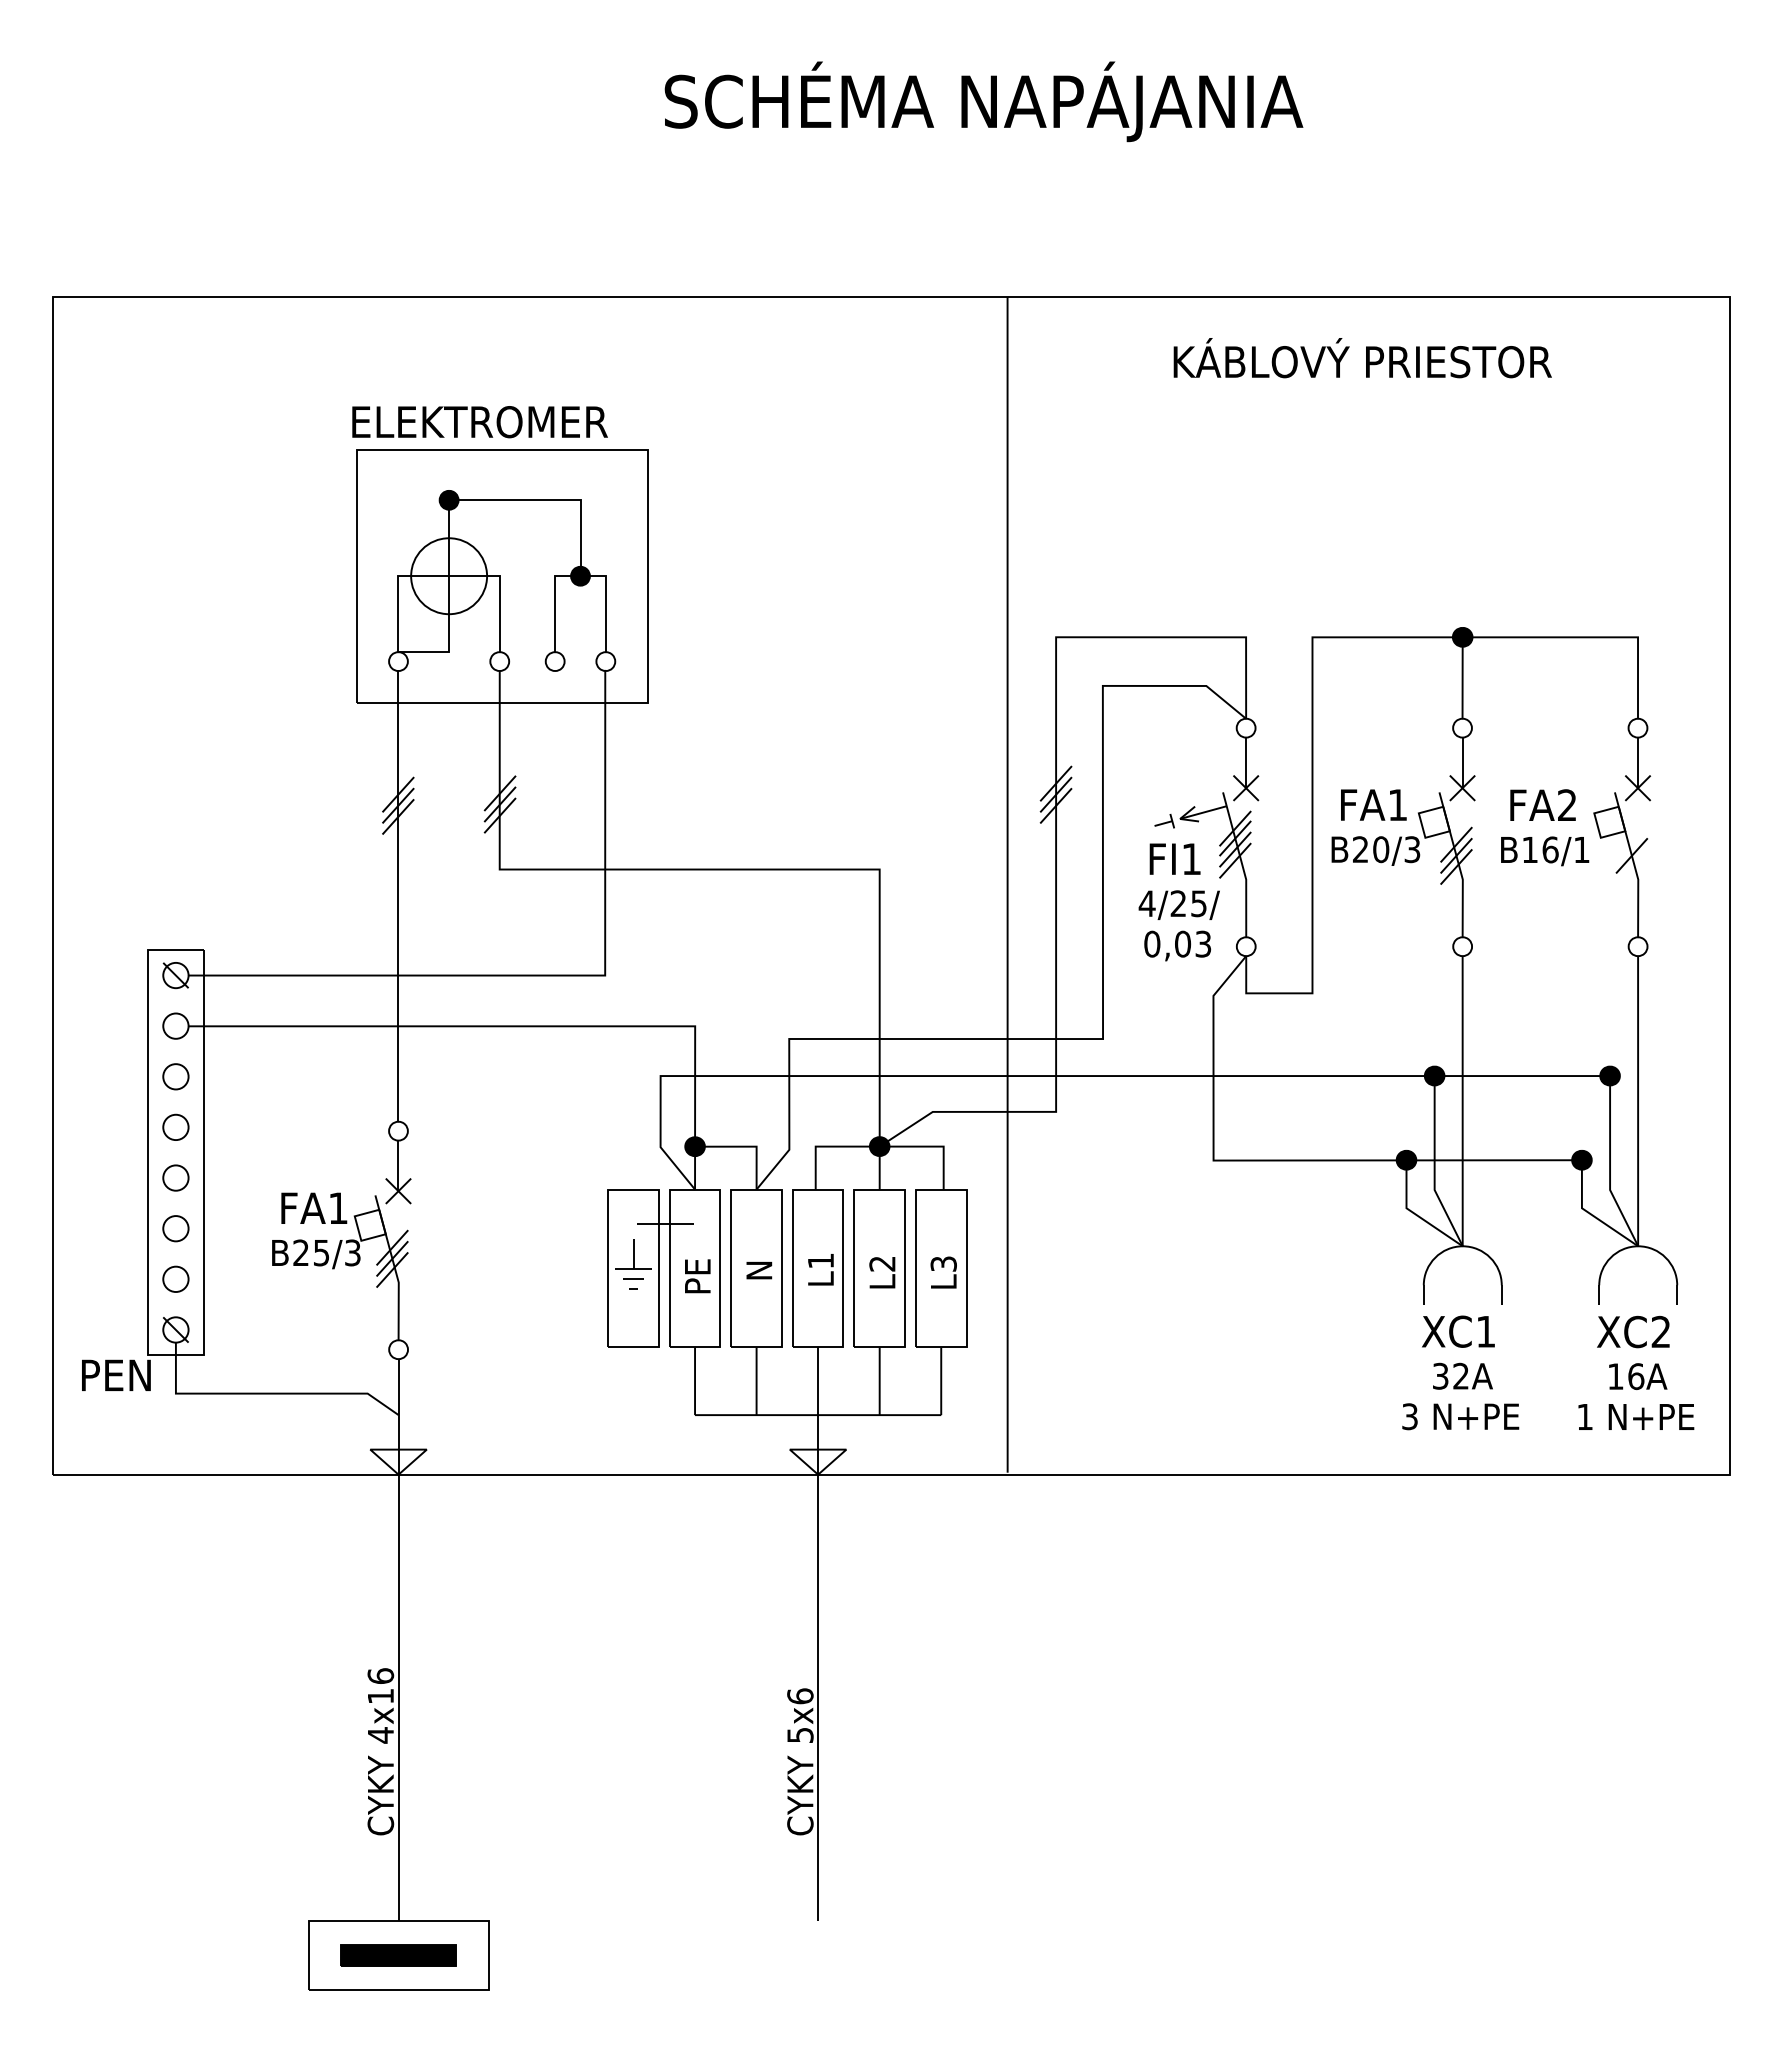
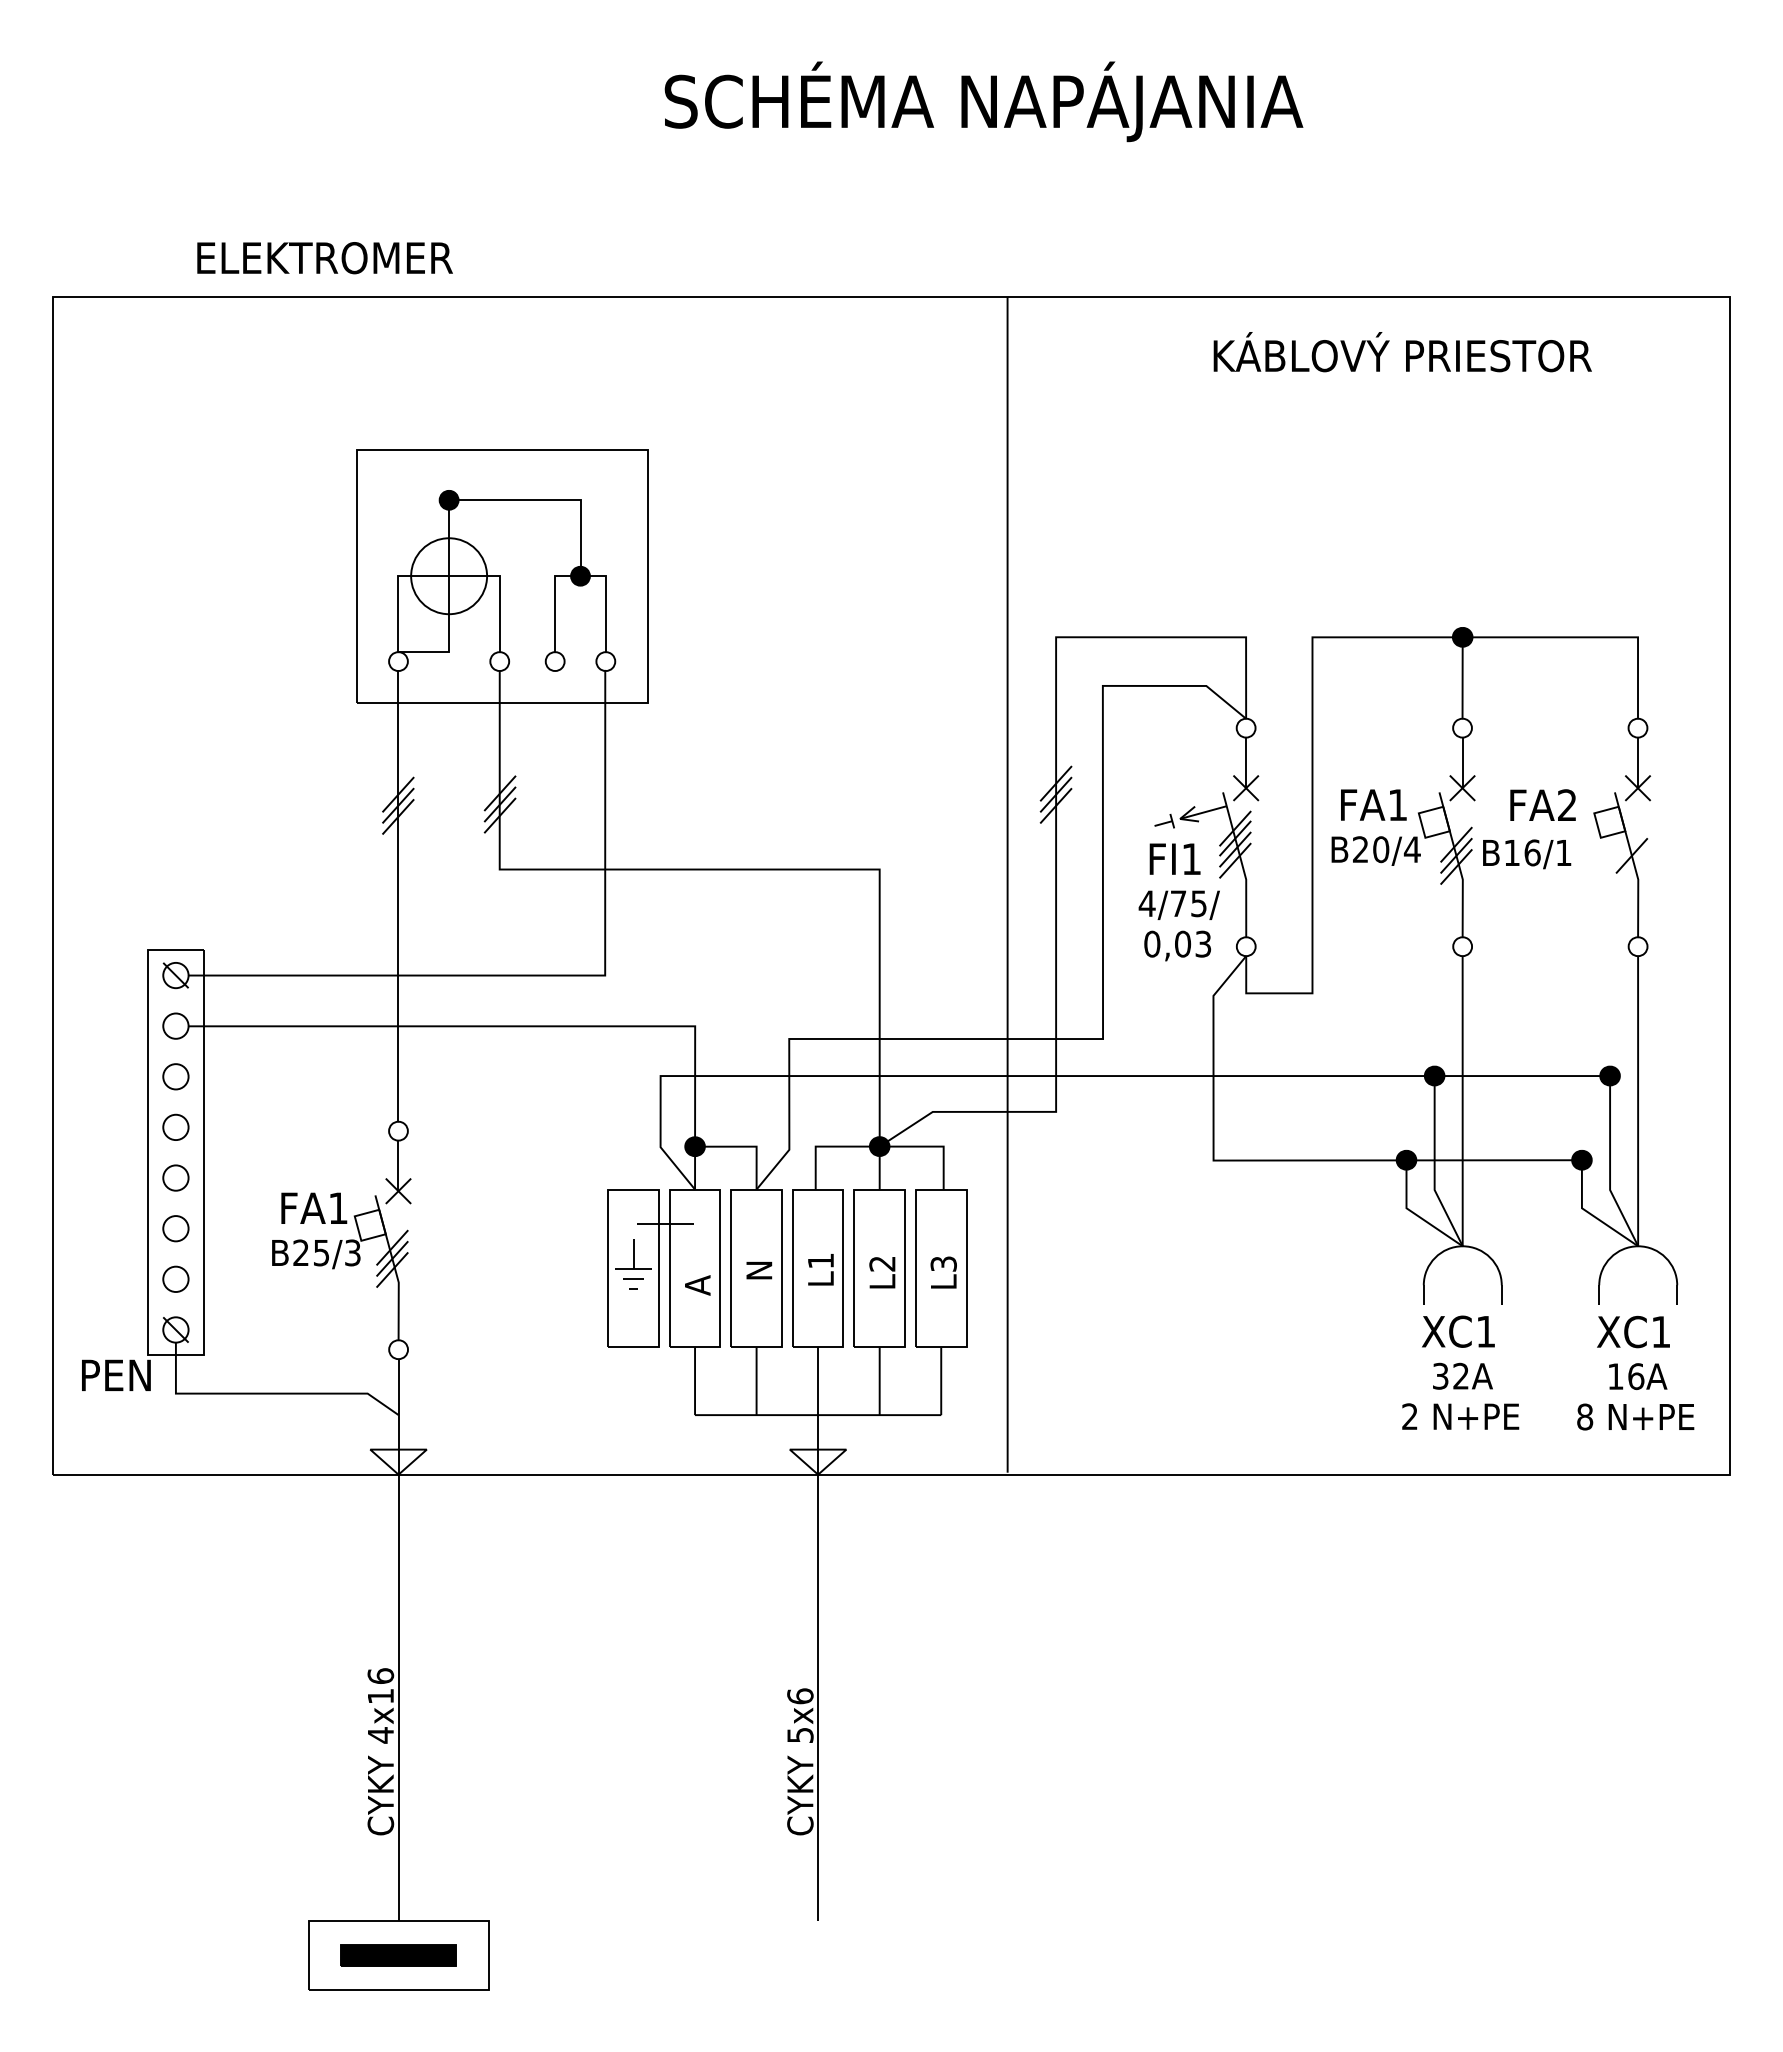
text position: (1362, 358) -> (1402, 352) (1402, 352)
text position: (479, 422) -> (324, 258) (324, 258)
text: B20/3 -> B20/4 (1411, 849)
text position: (1545, 851) -> (1527, 854) (1527, 854)
text: 4/25/ -> 4/75/ (1178, 903)
text: PE -> A (697, 1277)
text: XC2 -> XC1 (1660, 1331)
text: 3 -> 2 (1409, 1416)
text: 1 -> 8 (1585, 1416)
